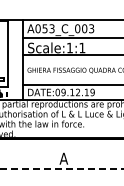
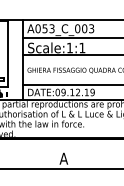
line: dashed -> solid (62, 168)
